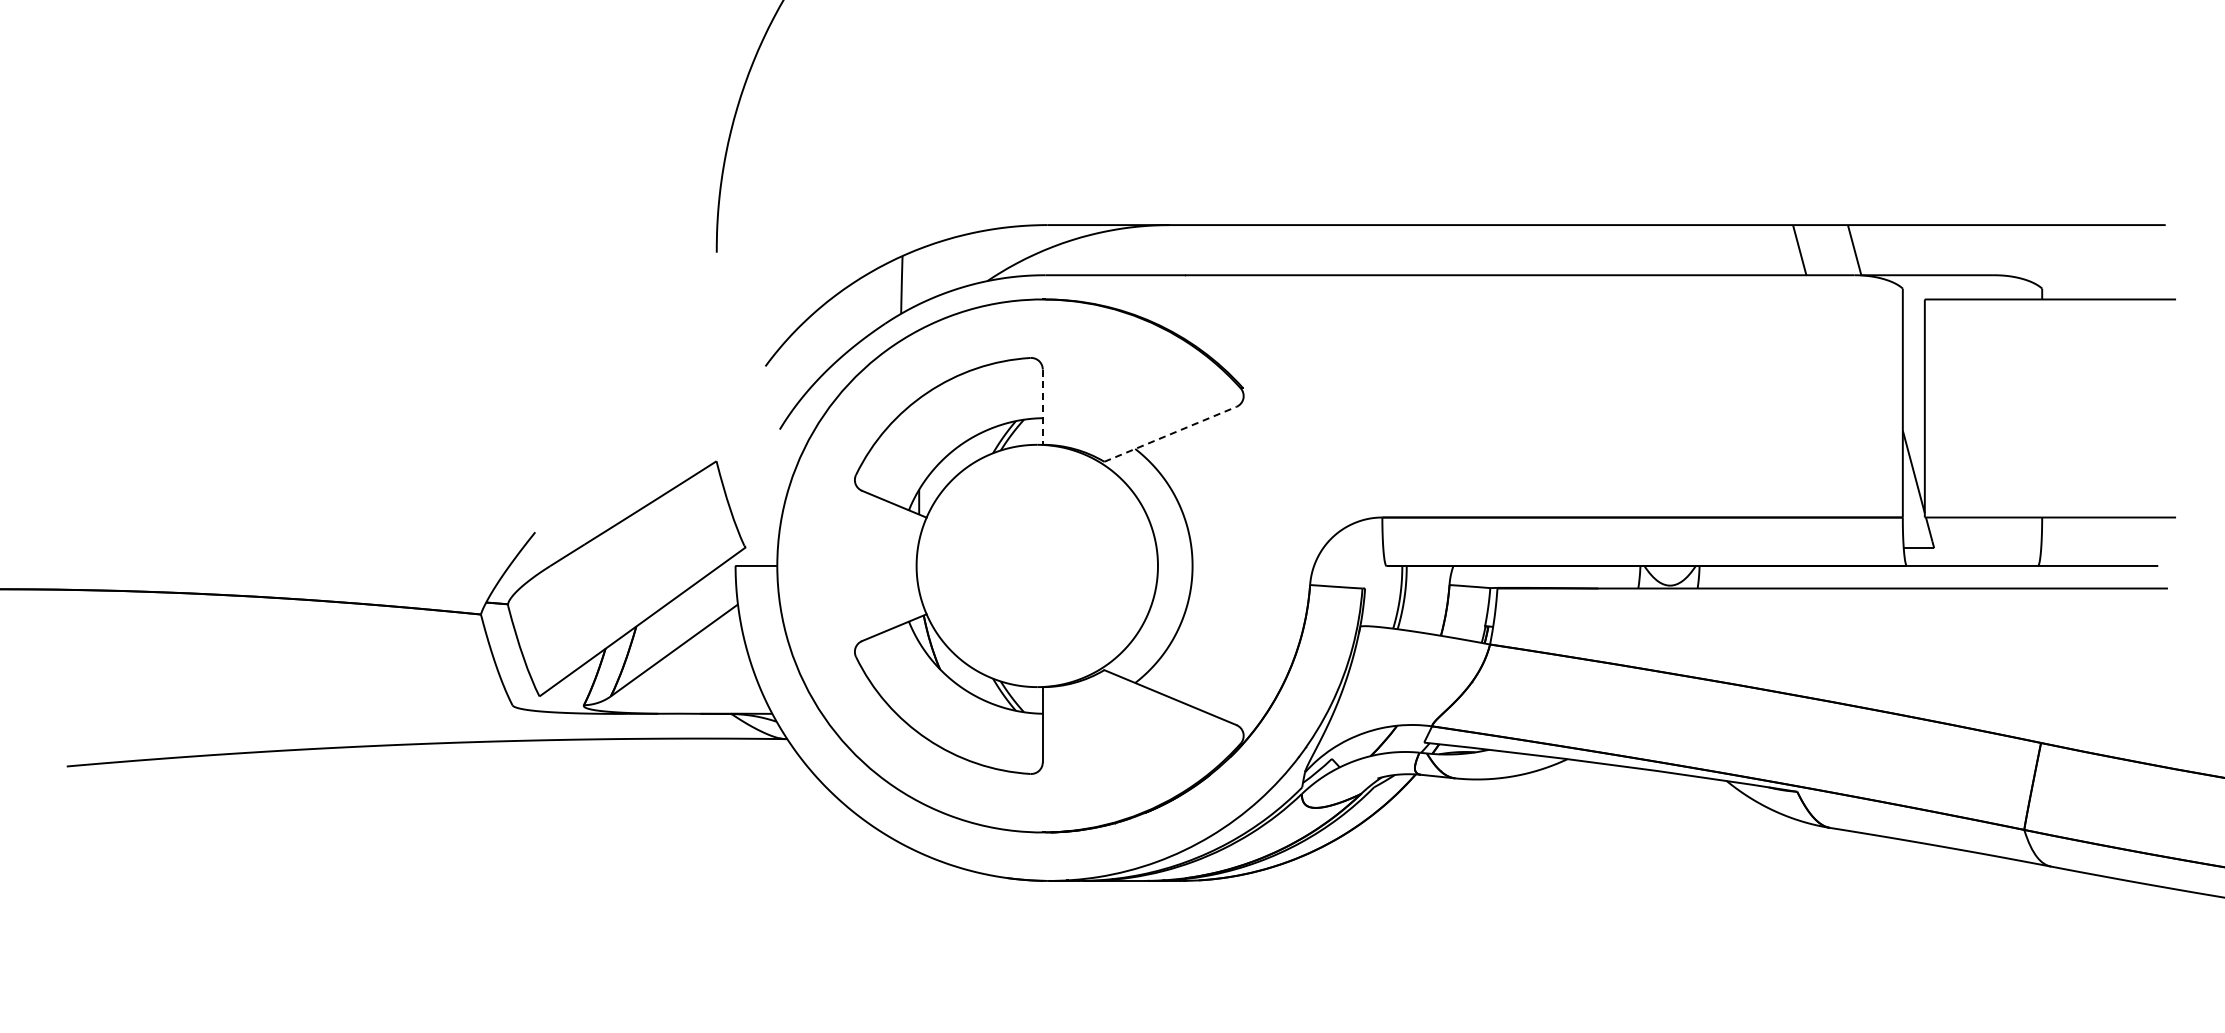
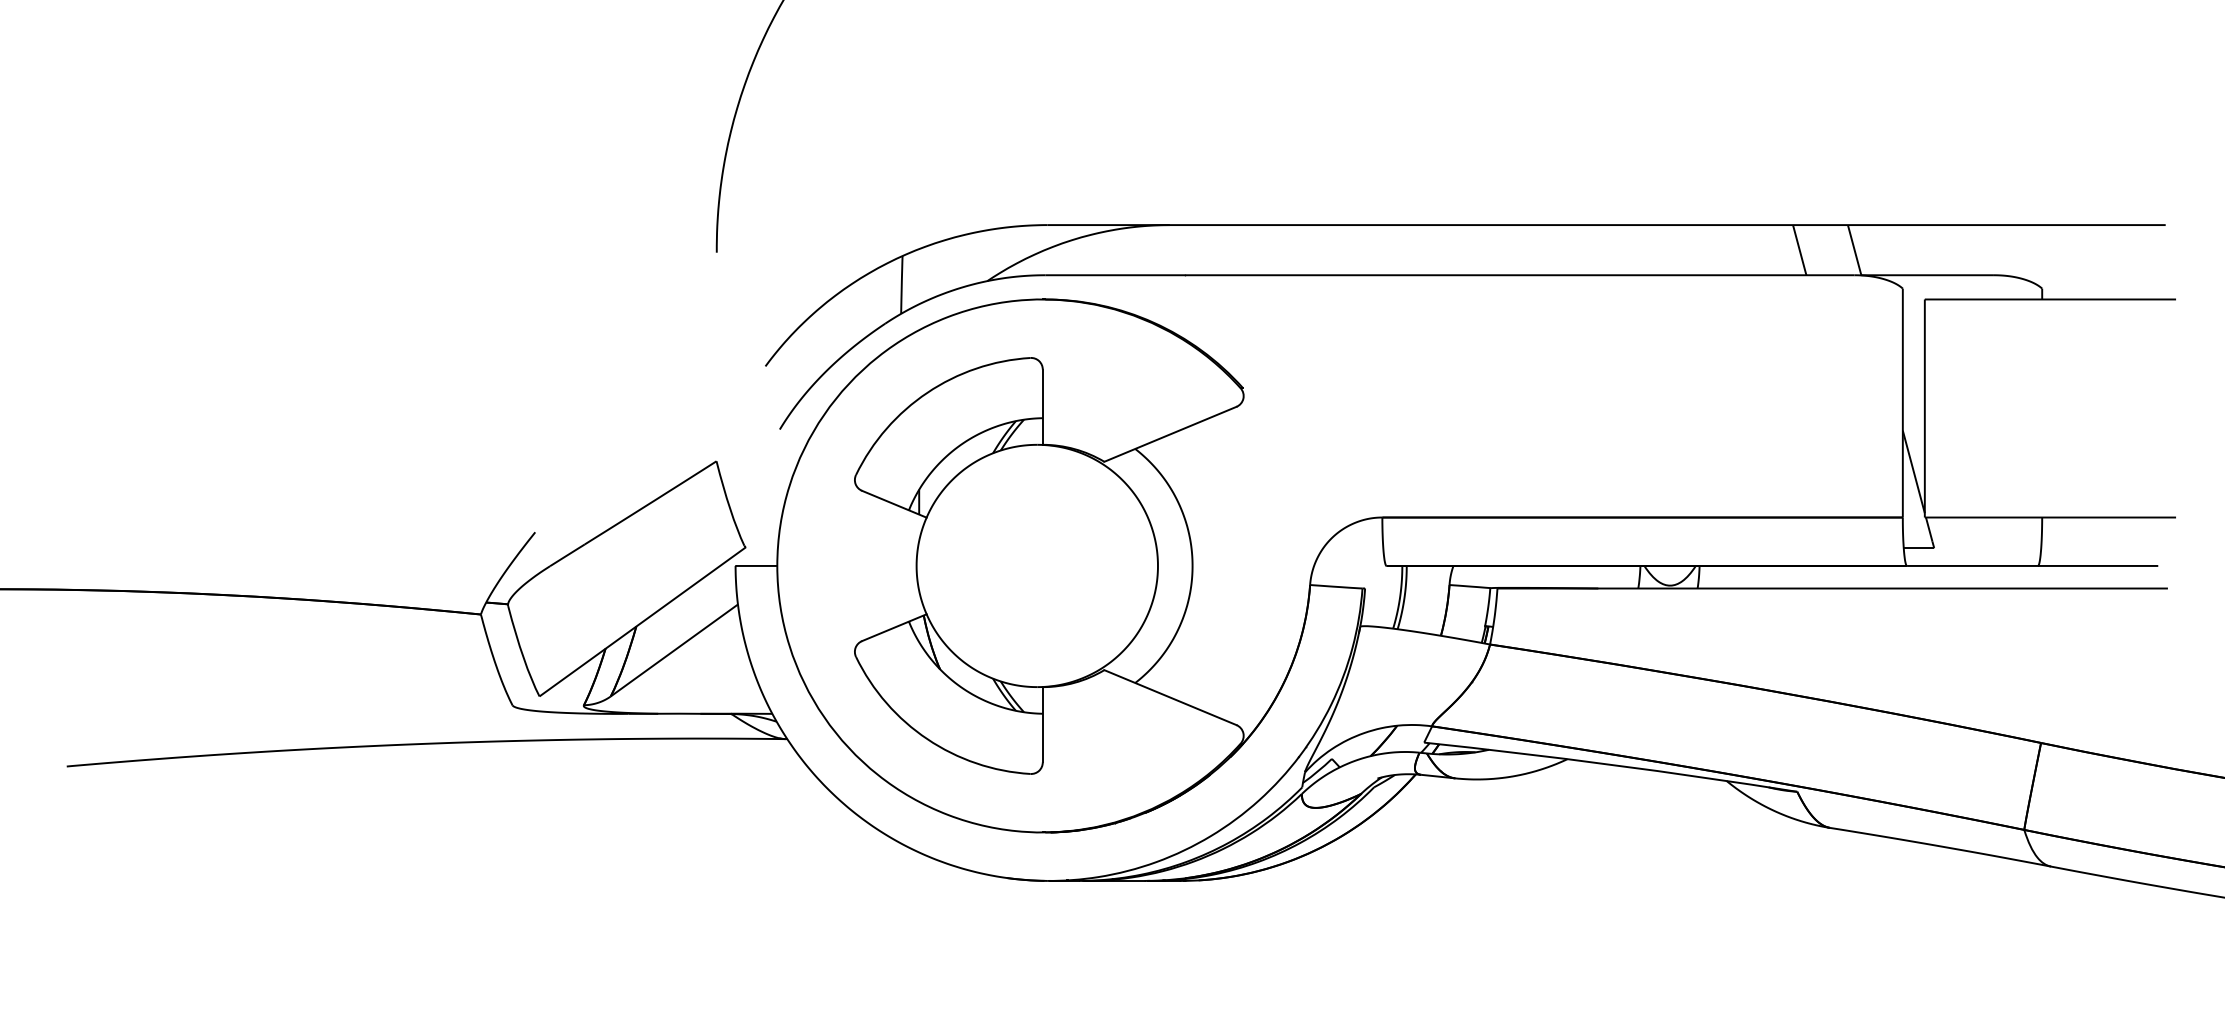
line: dashed -> solid (1042, 407)
line: dashed -> solid (1170, 434)
